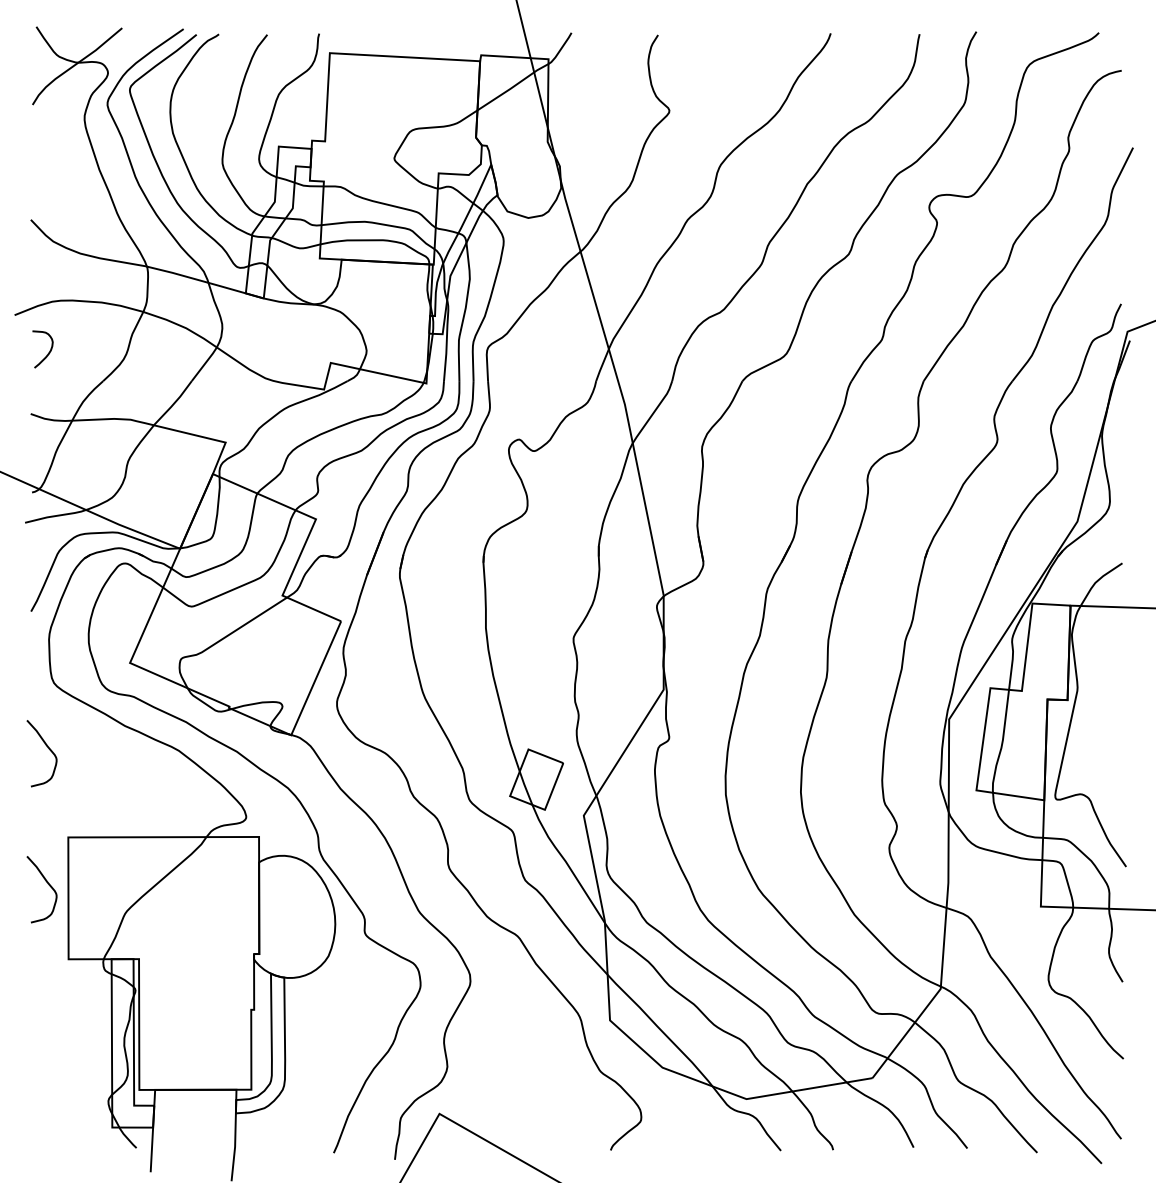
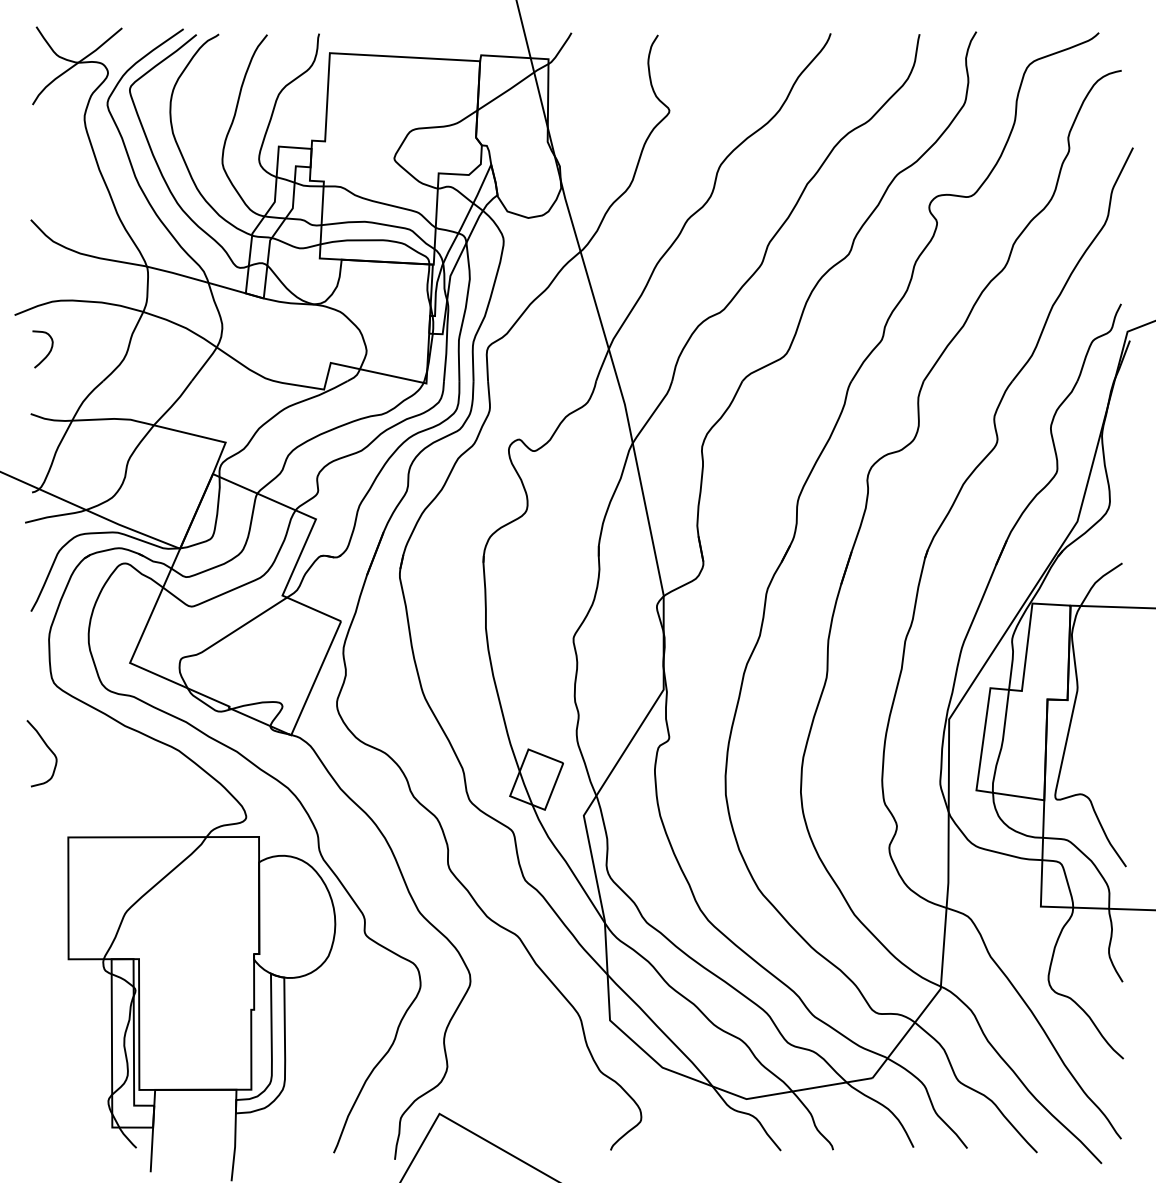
curve: present -> none (48, 885)
